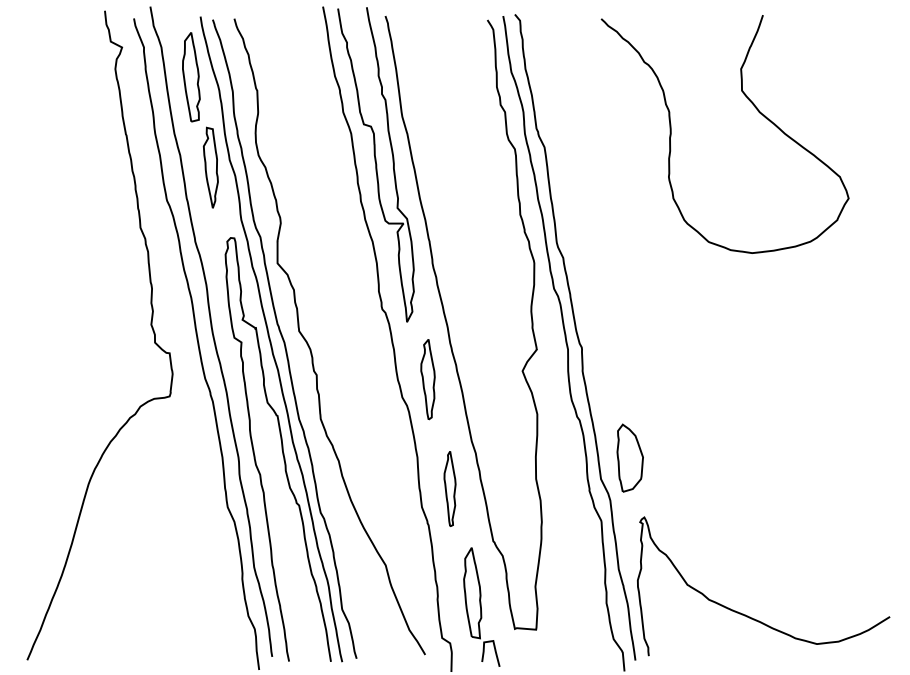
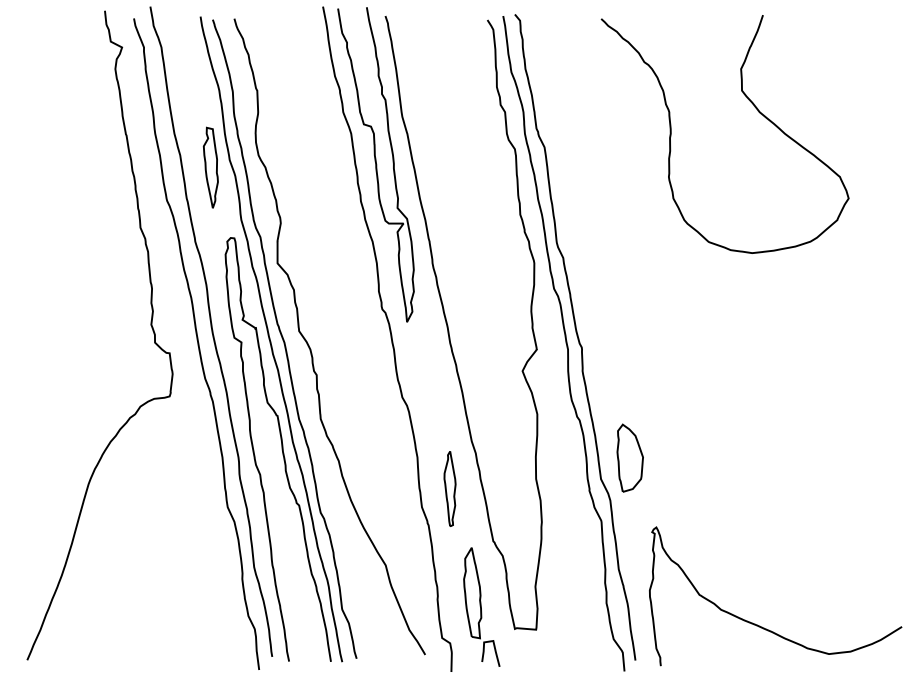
part: present -> none (191, 77)
part: present -> none (427, 379)
curve position: (750, 616) -> (762, 626) (762, 626)
